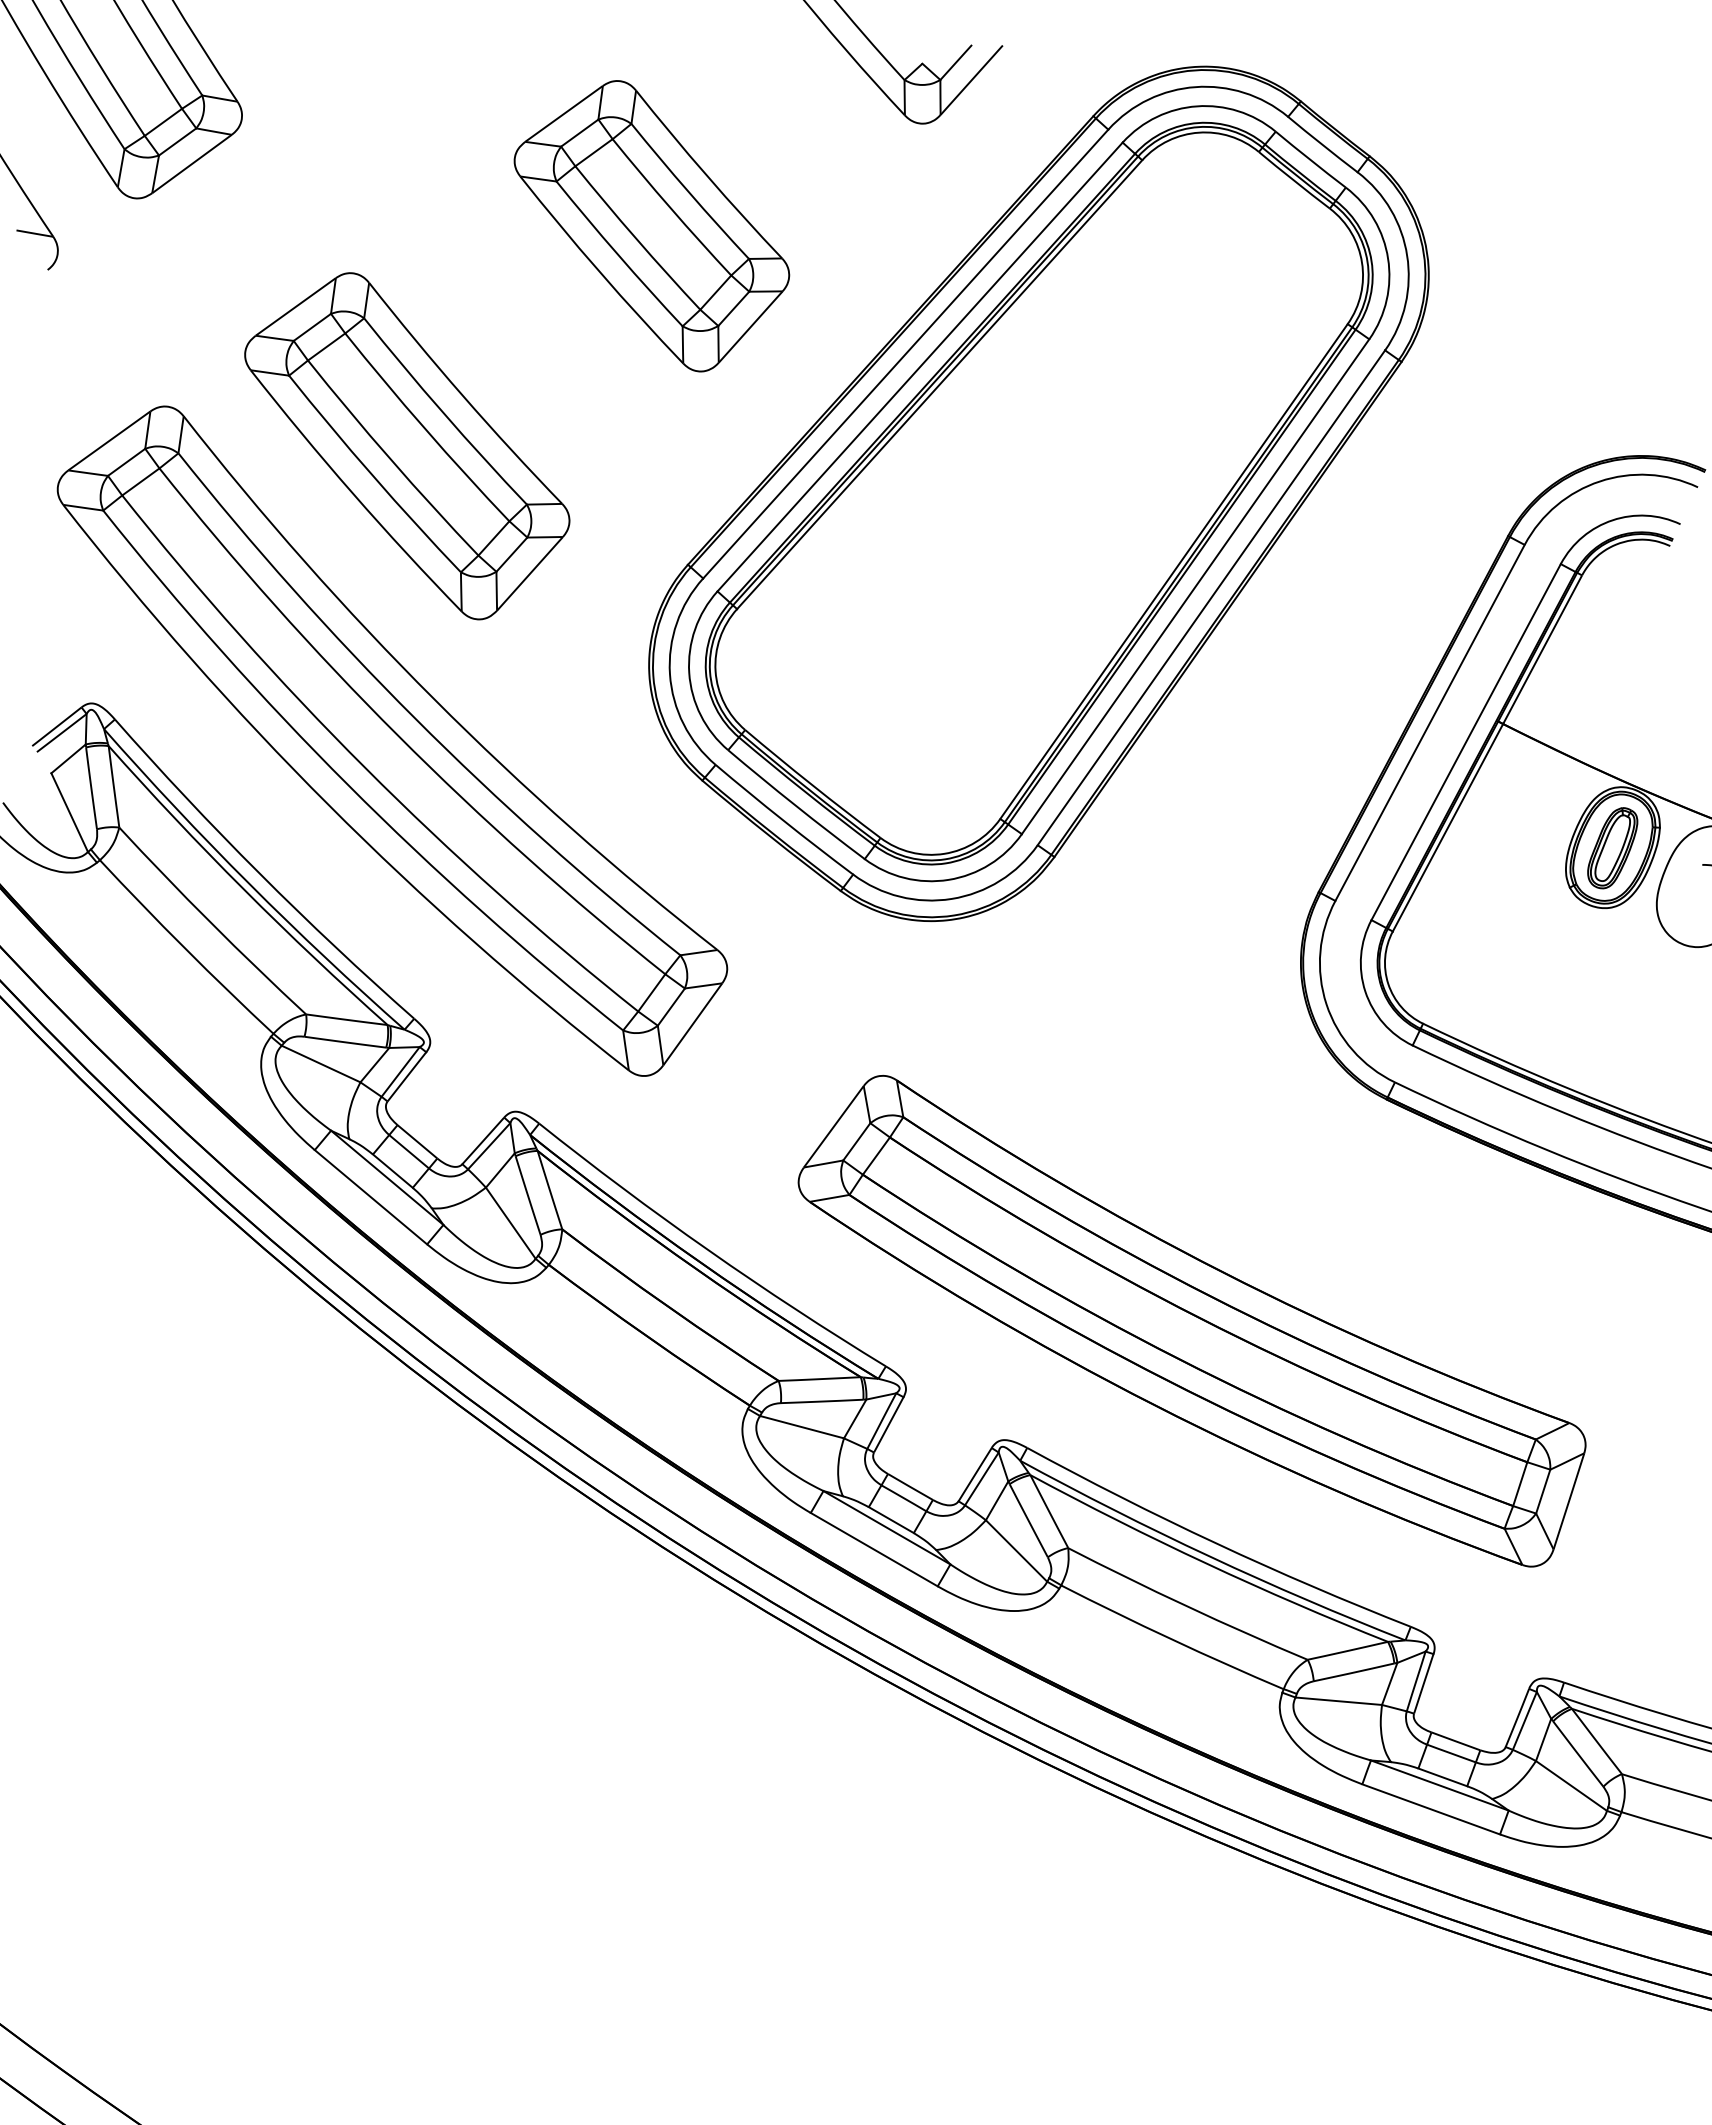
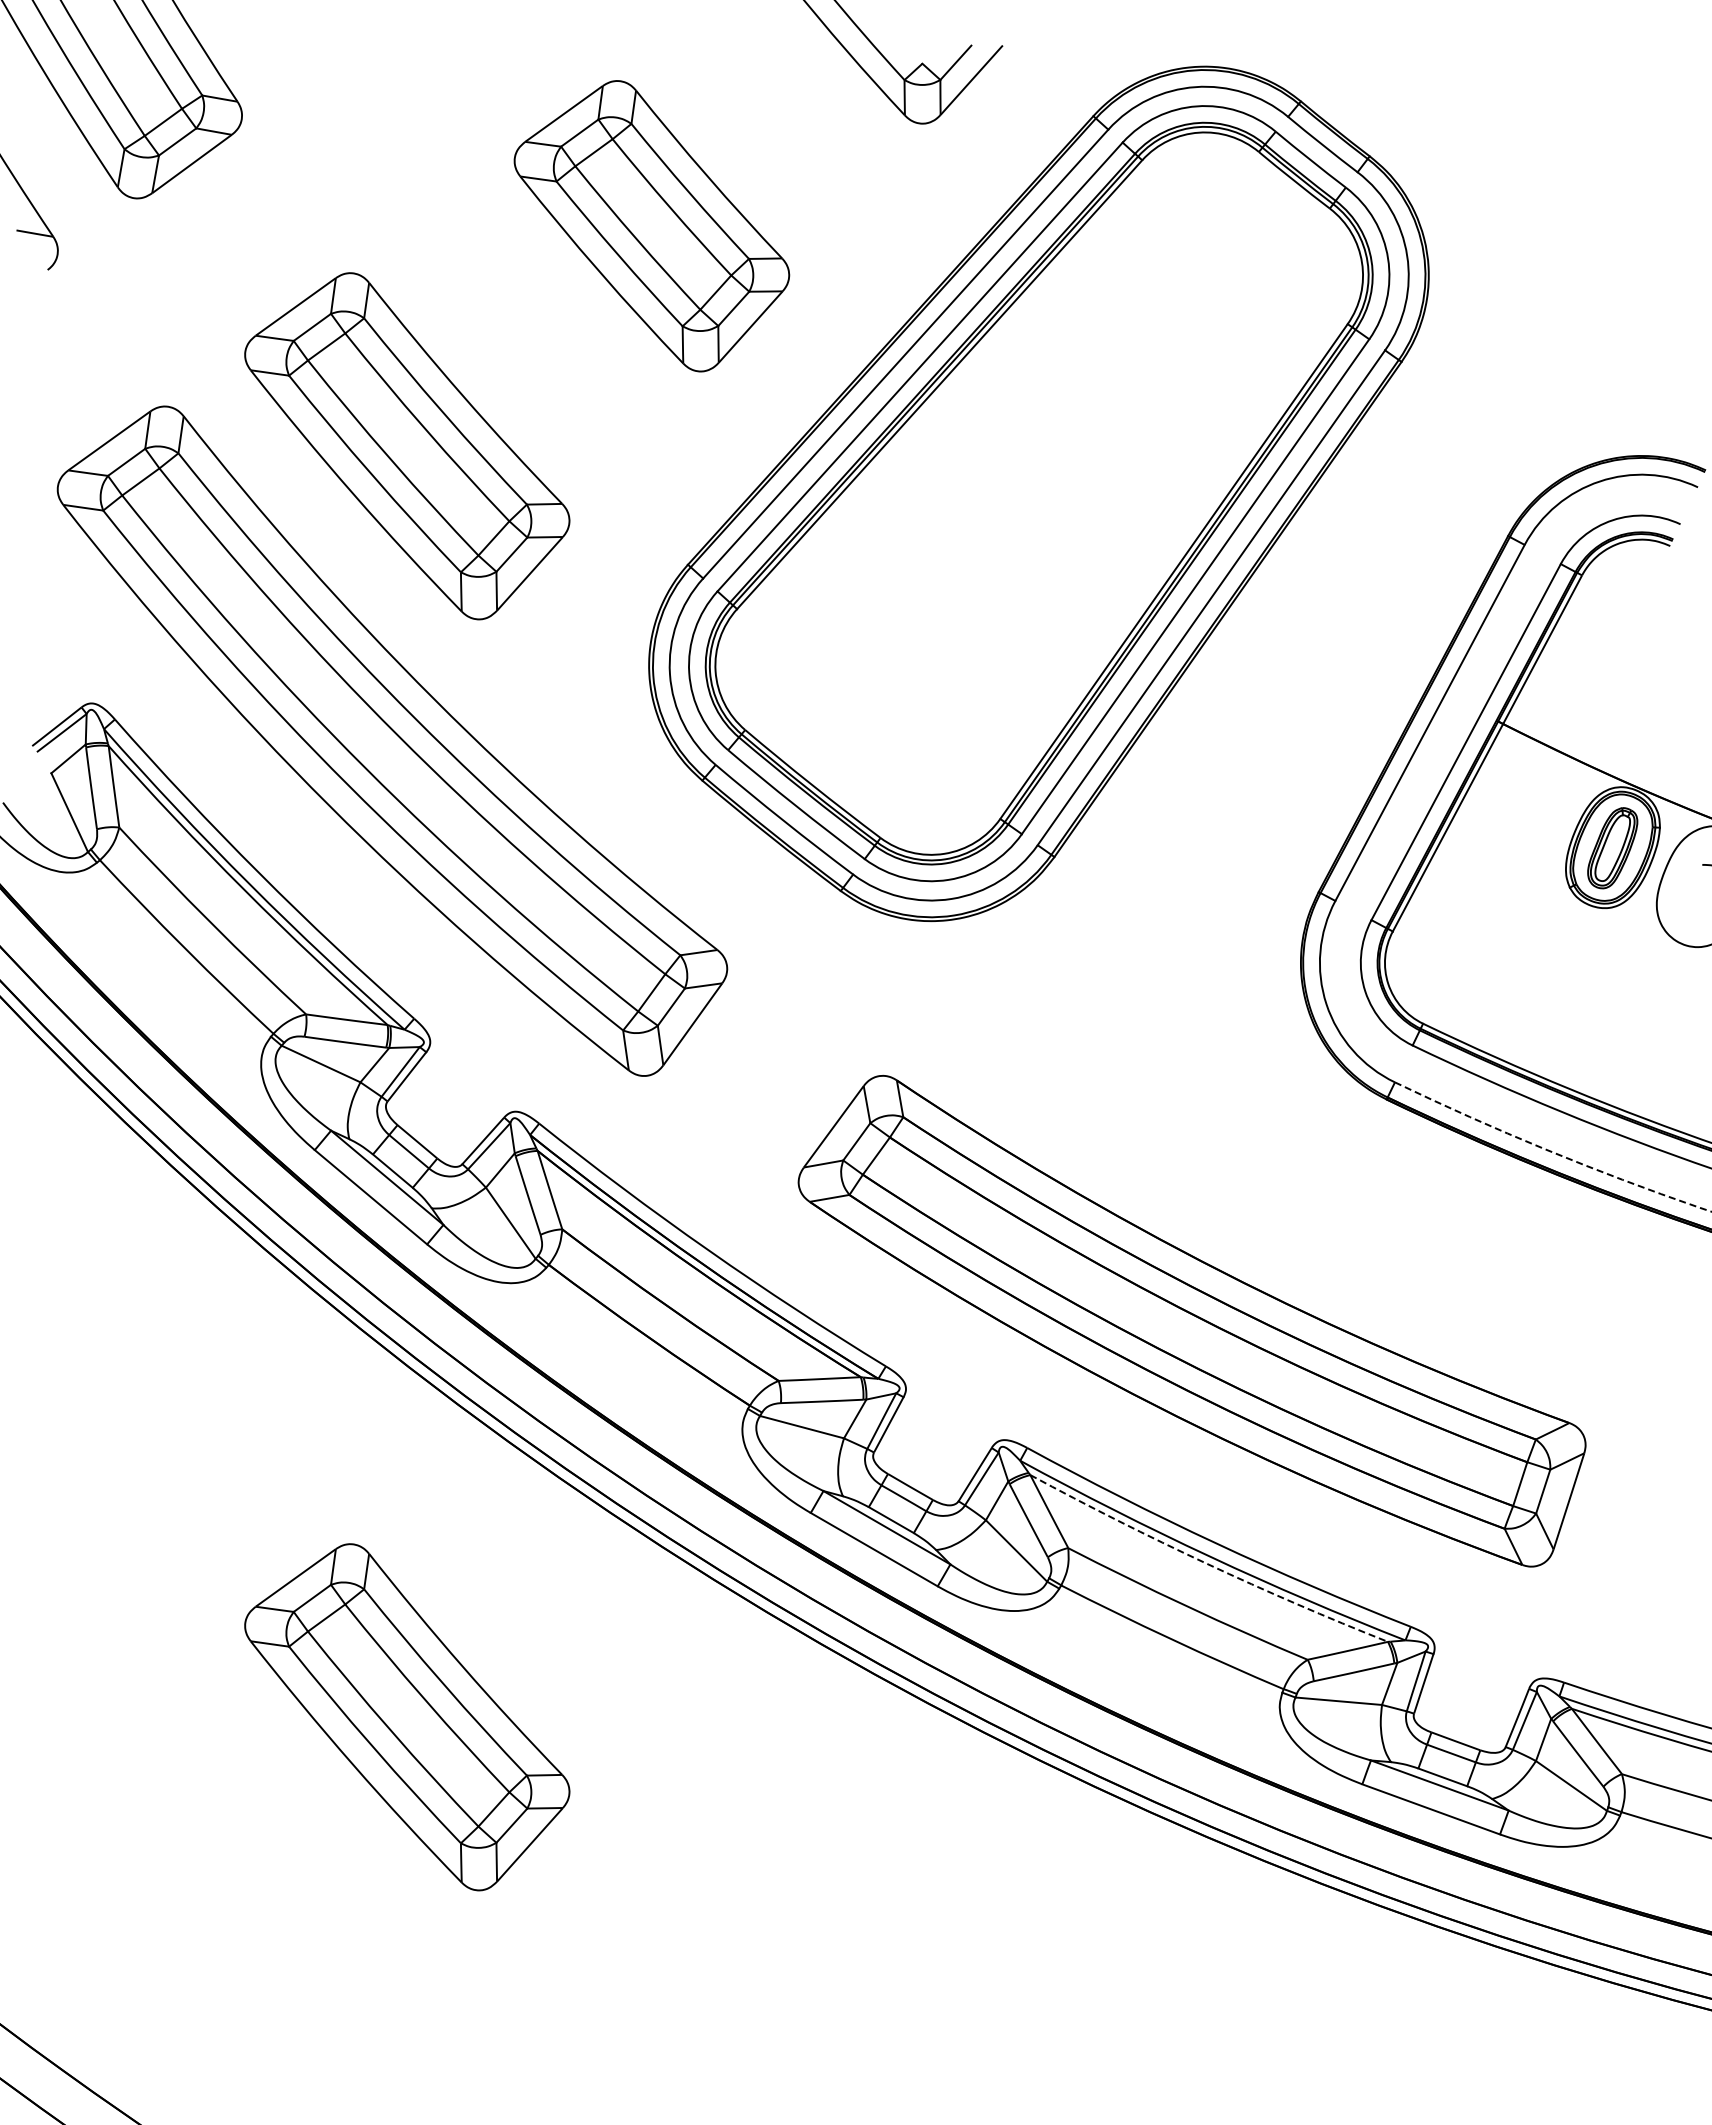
arc: solid -> dashed (1552, 1152)
arc: solid -> dashed (1206, 1563)
part: none -> present (407, 1717)
